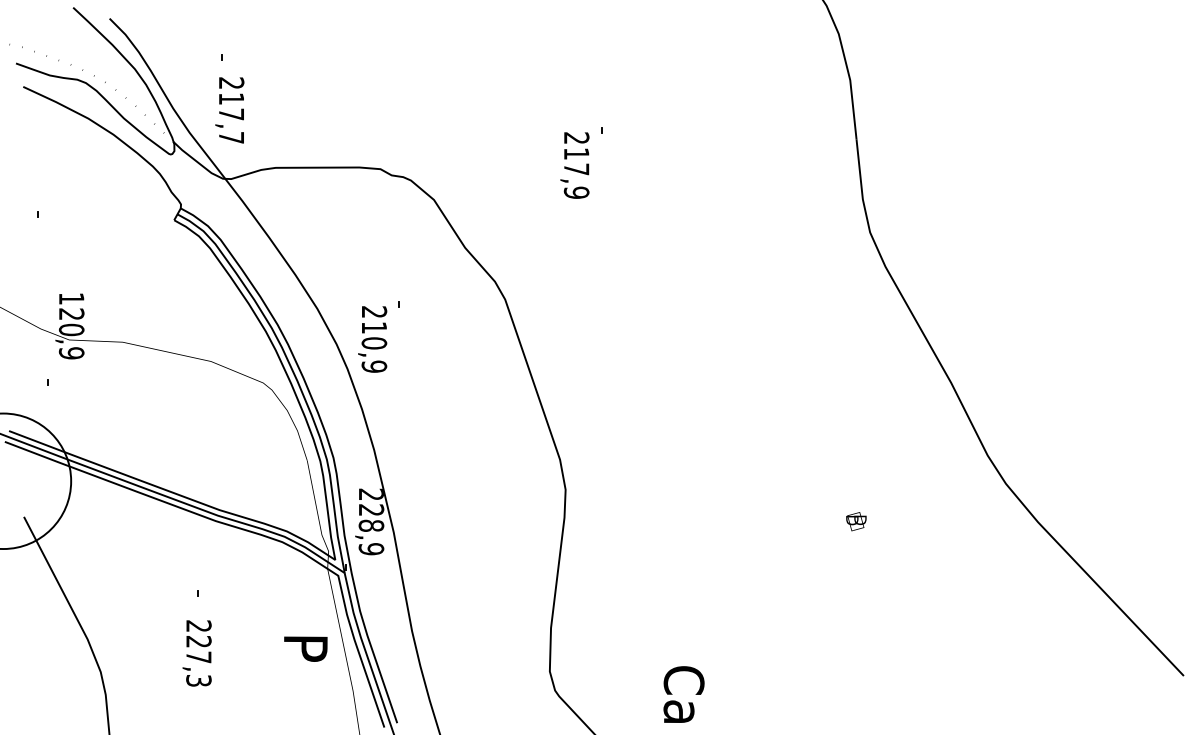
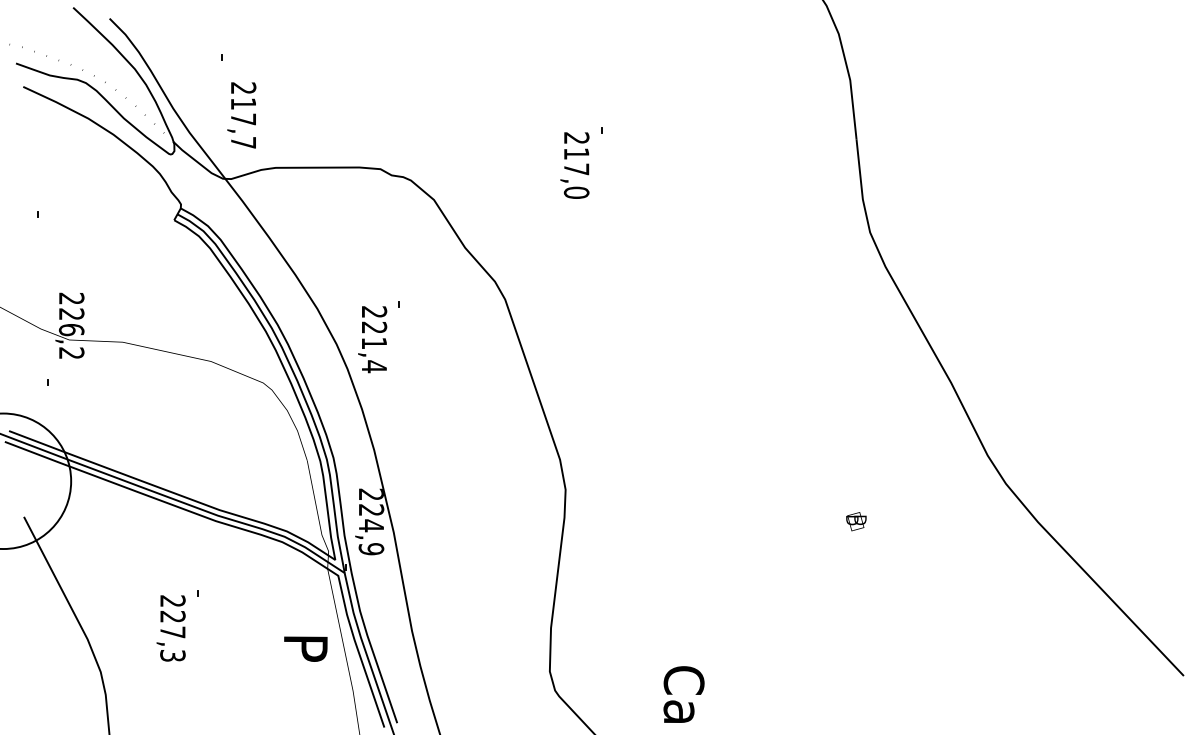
text position: (229, 110) -> (241, 115) (241, 115)
text: 217,9 -> 217,0 (576, 192)
text: 120,9 -> 226,2 (71, 325)
text: 210,9 -> 221,4 (374, 347)
text: 228,9 -> 224,9 (371, 525)
text position: (196, 653) -> (170, 628) (170, 628)
